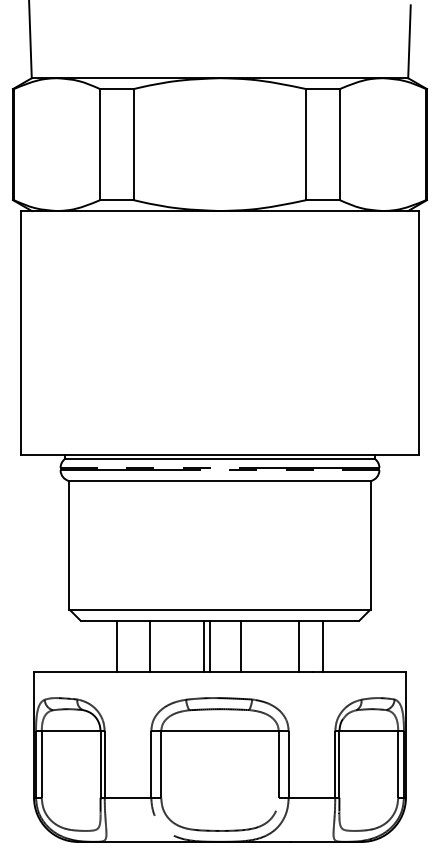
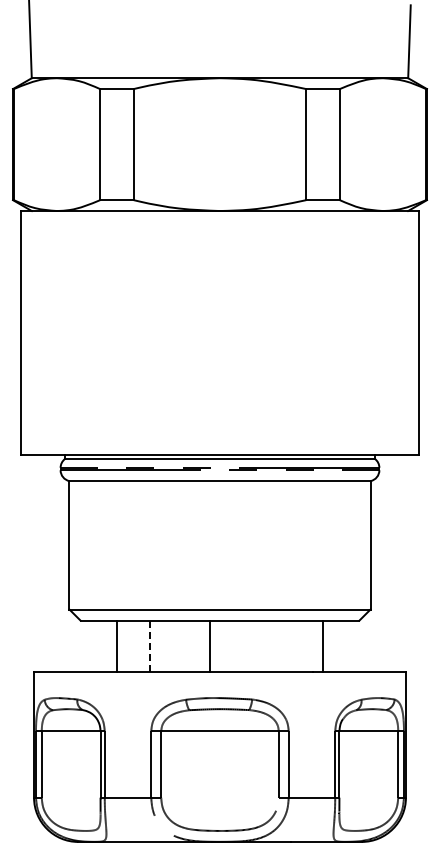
line: solid -> dashed (150, 645)
line: present -> none (204, 645)
line: present -> none (241, 645)
line: present -> none (298, 645)
